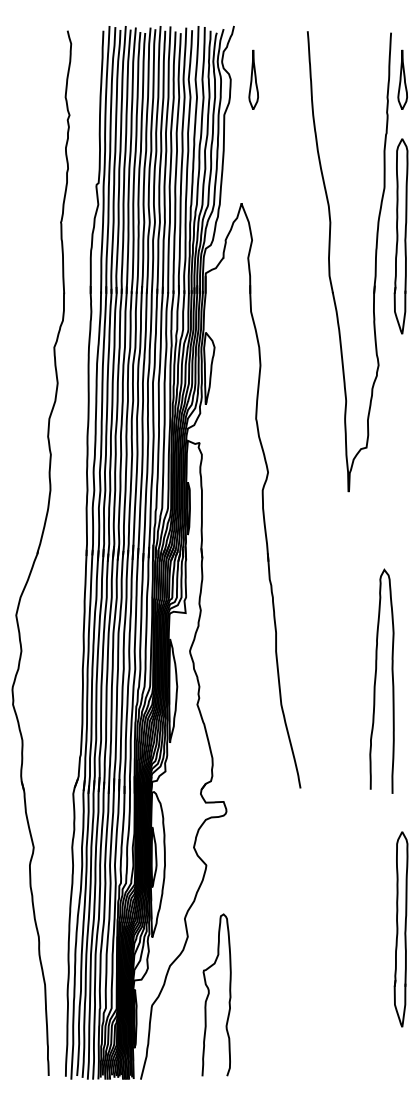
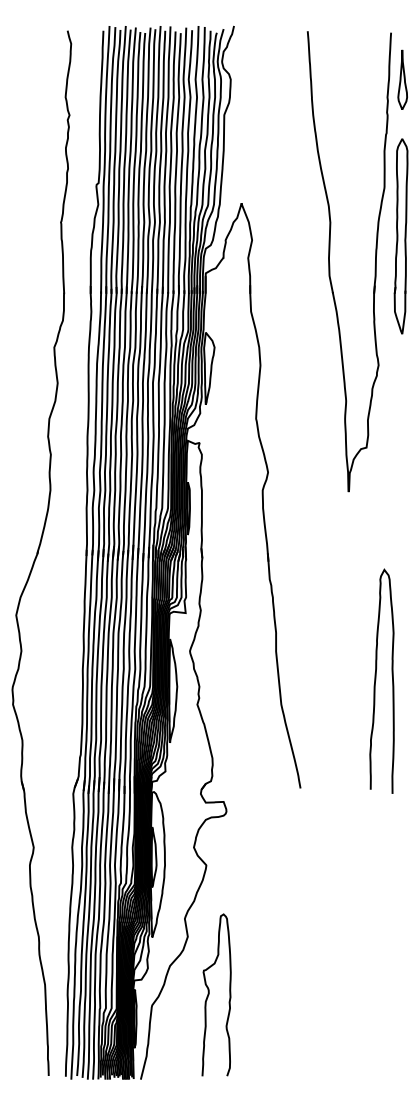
part: present -> none (253, 79)
part: present -> none (400, 929)
